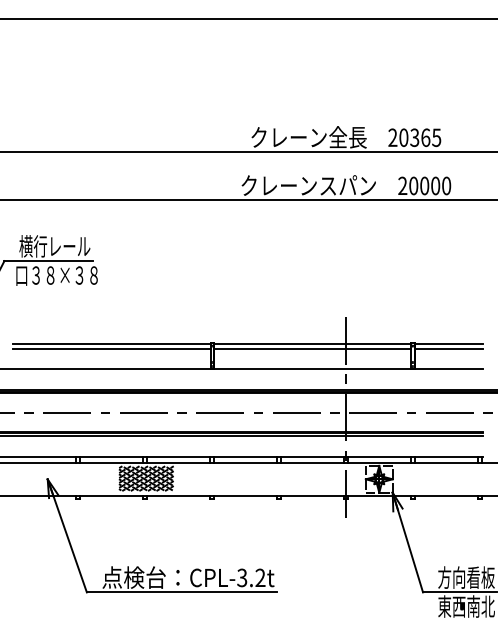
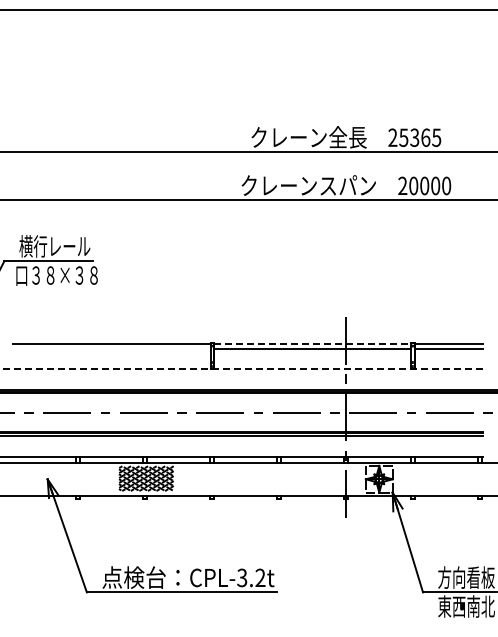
line position: (248, 19) -> (248, 10) (248, 10)
text: 20365 -> 25365 (403, 137)
line: solid -> dashed (312, 343)
line: present -> none (111, 348)
line: solid -> dashed (240, 369)
